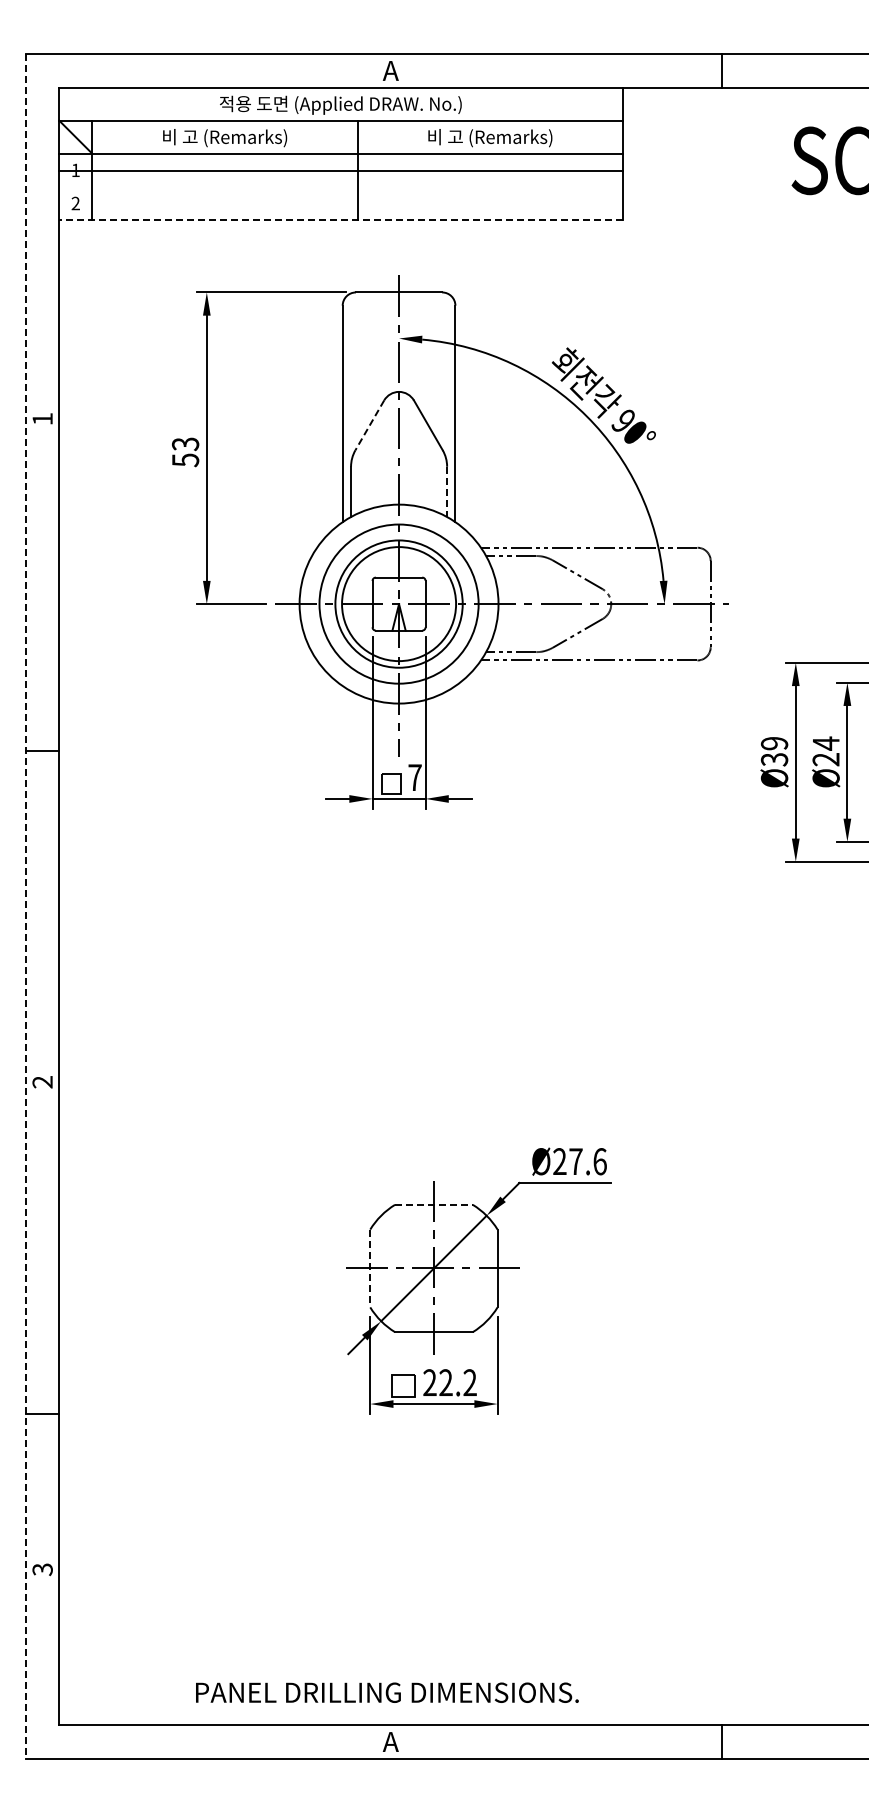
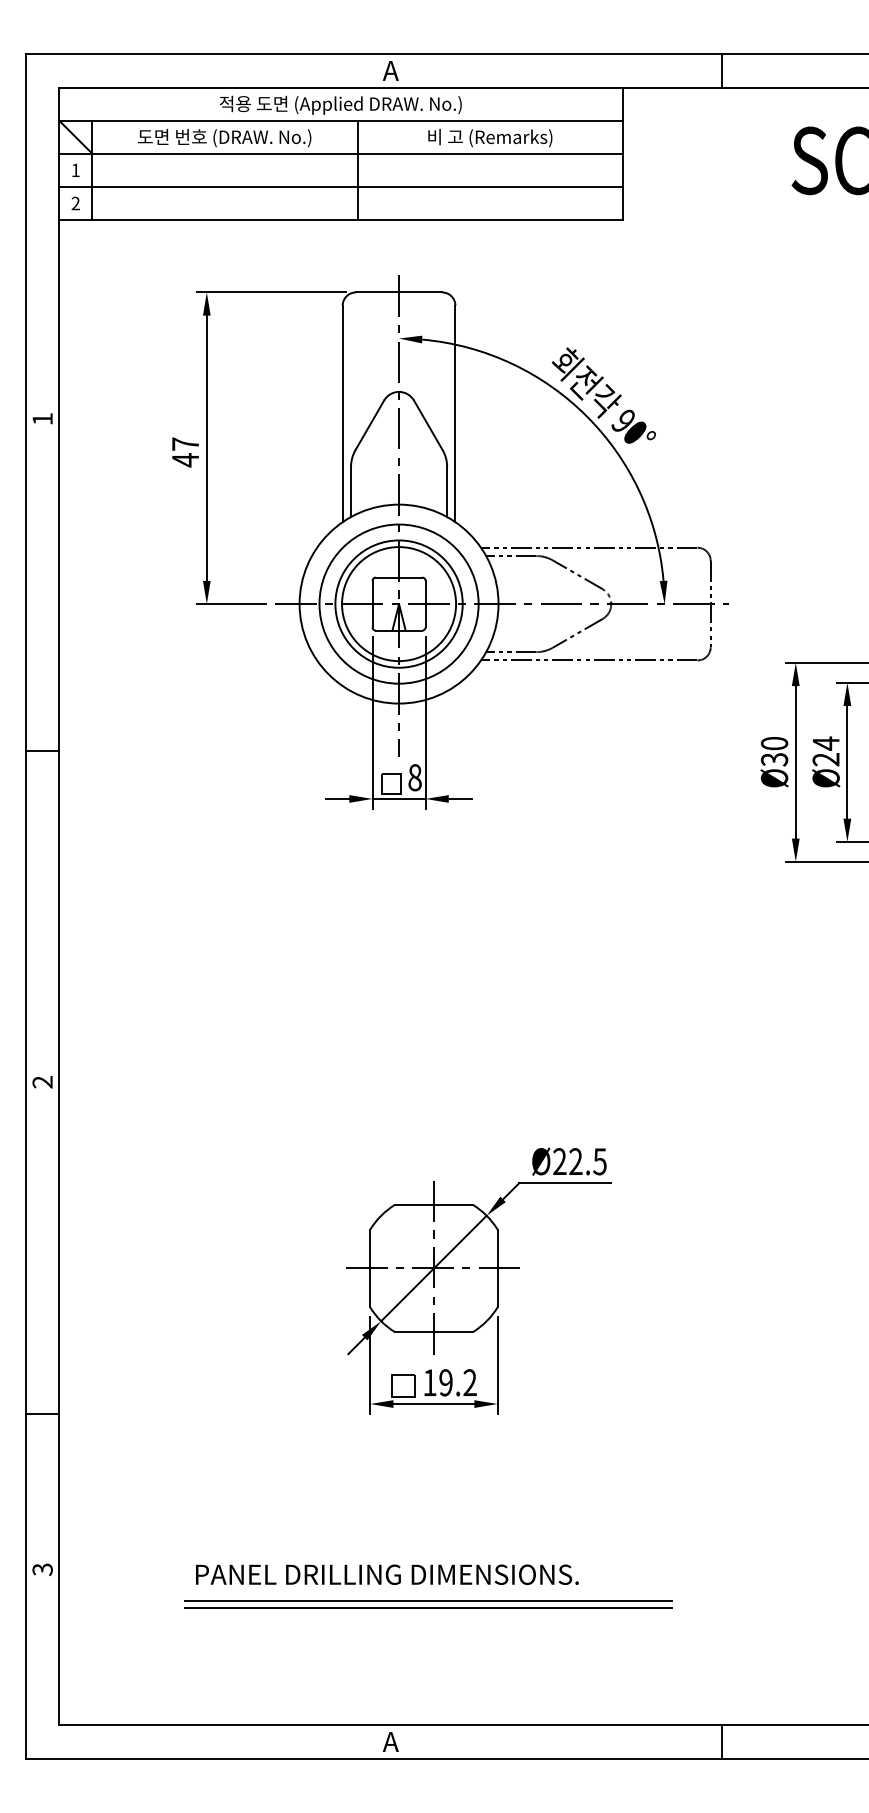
text: 비 고 (Remarks) -> 도면 번호 (DRAW. No.) (224, 138)
line position: (340, 171) -> (340, 187) (340, 187)
line: dashed -> solid (341, 220)
line: dashed -> solid (369, 425)
text: 53 -> 47 (185, 452)
line: dashed -> solid (447, 492)
text: Ø39 -> Ø30 (774, 743)
text: 7 -> 8 (414, 777)
line: dashed -> solid (26, 906)
text: Ø27.6 -> Ø22.5 (587, 1161)
line: dashed -> solid (433, 1204)
line: dashed -> solid (370, 1268)
text: 22.2 -> 19.2 (437, 1382)
line: none -> present (428, 1601)
line: none -> present (428, 1607)
text position: (387, 1692) -> (387, 1574) (387, 1574)
